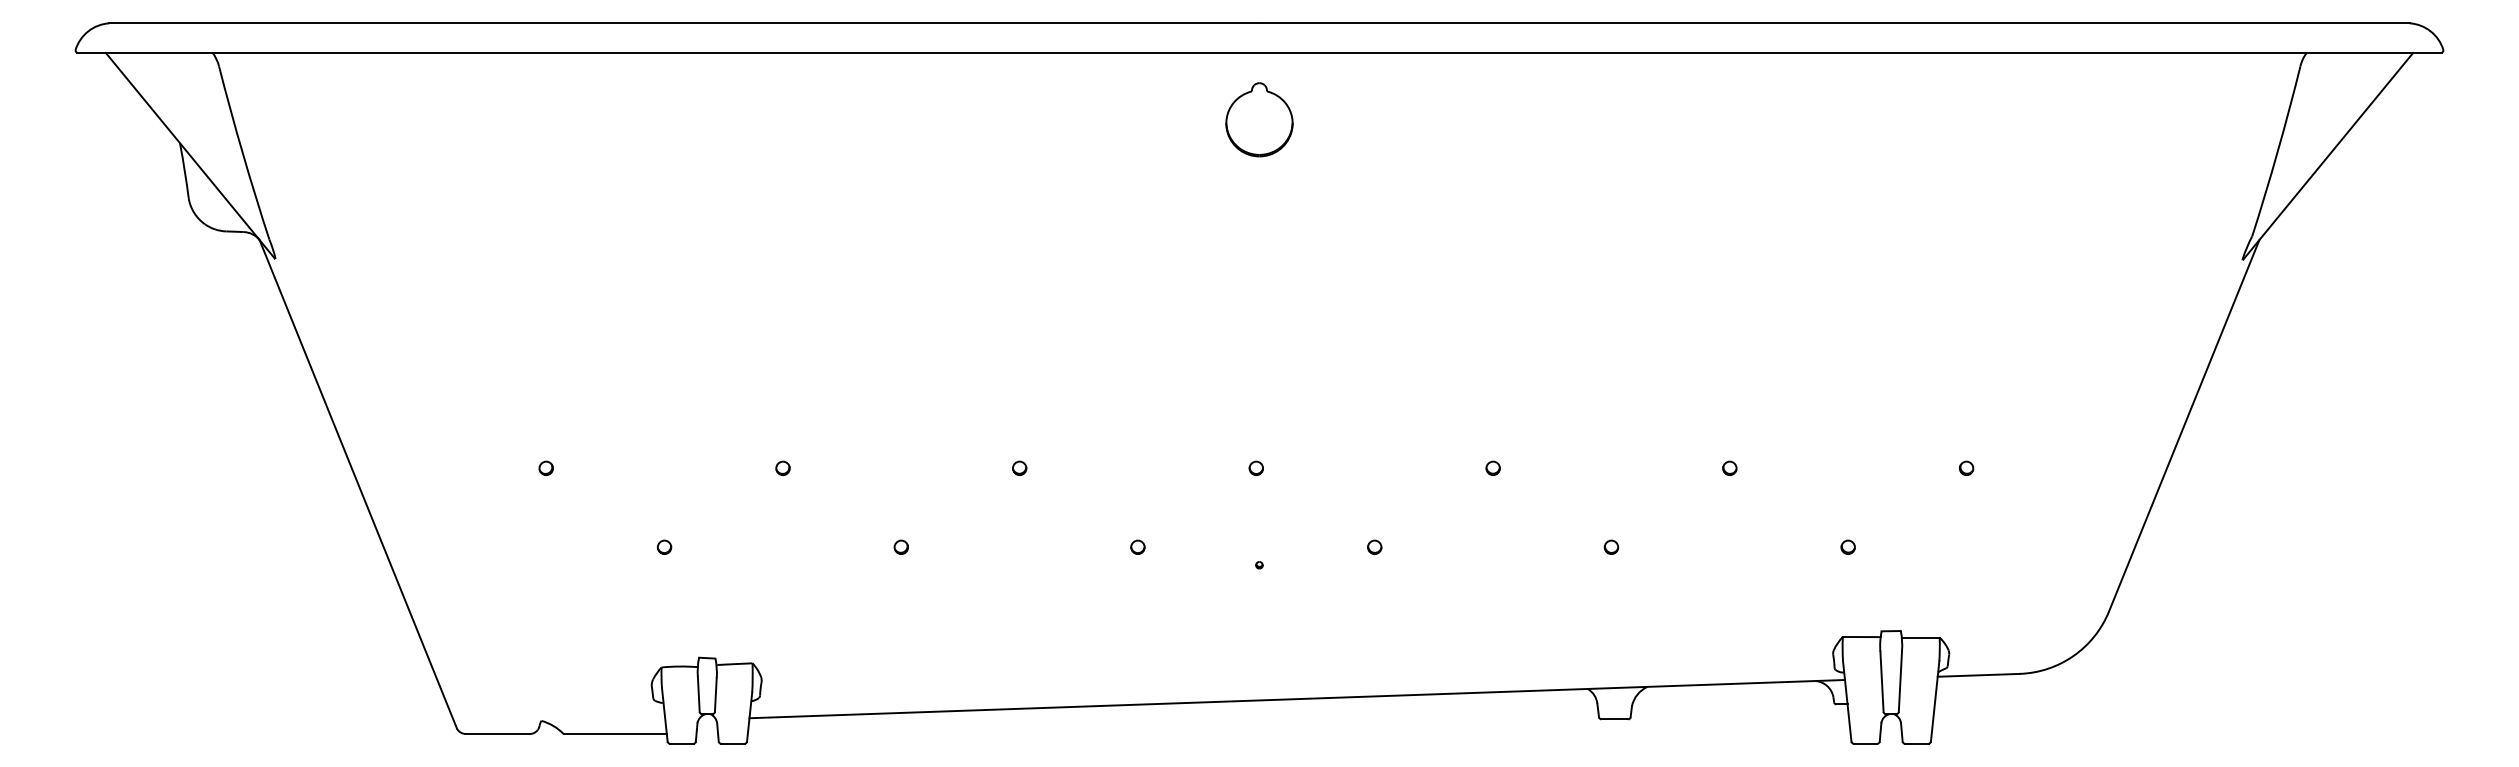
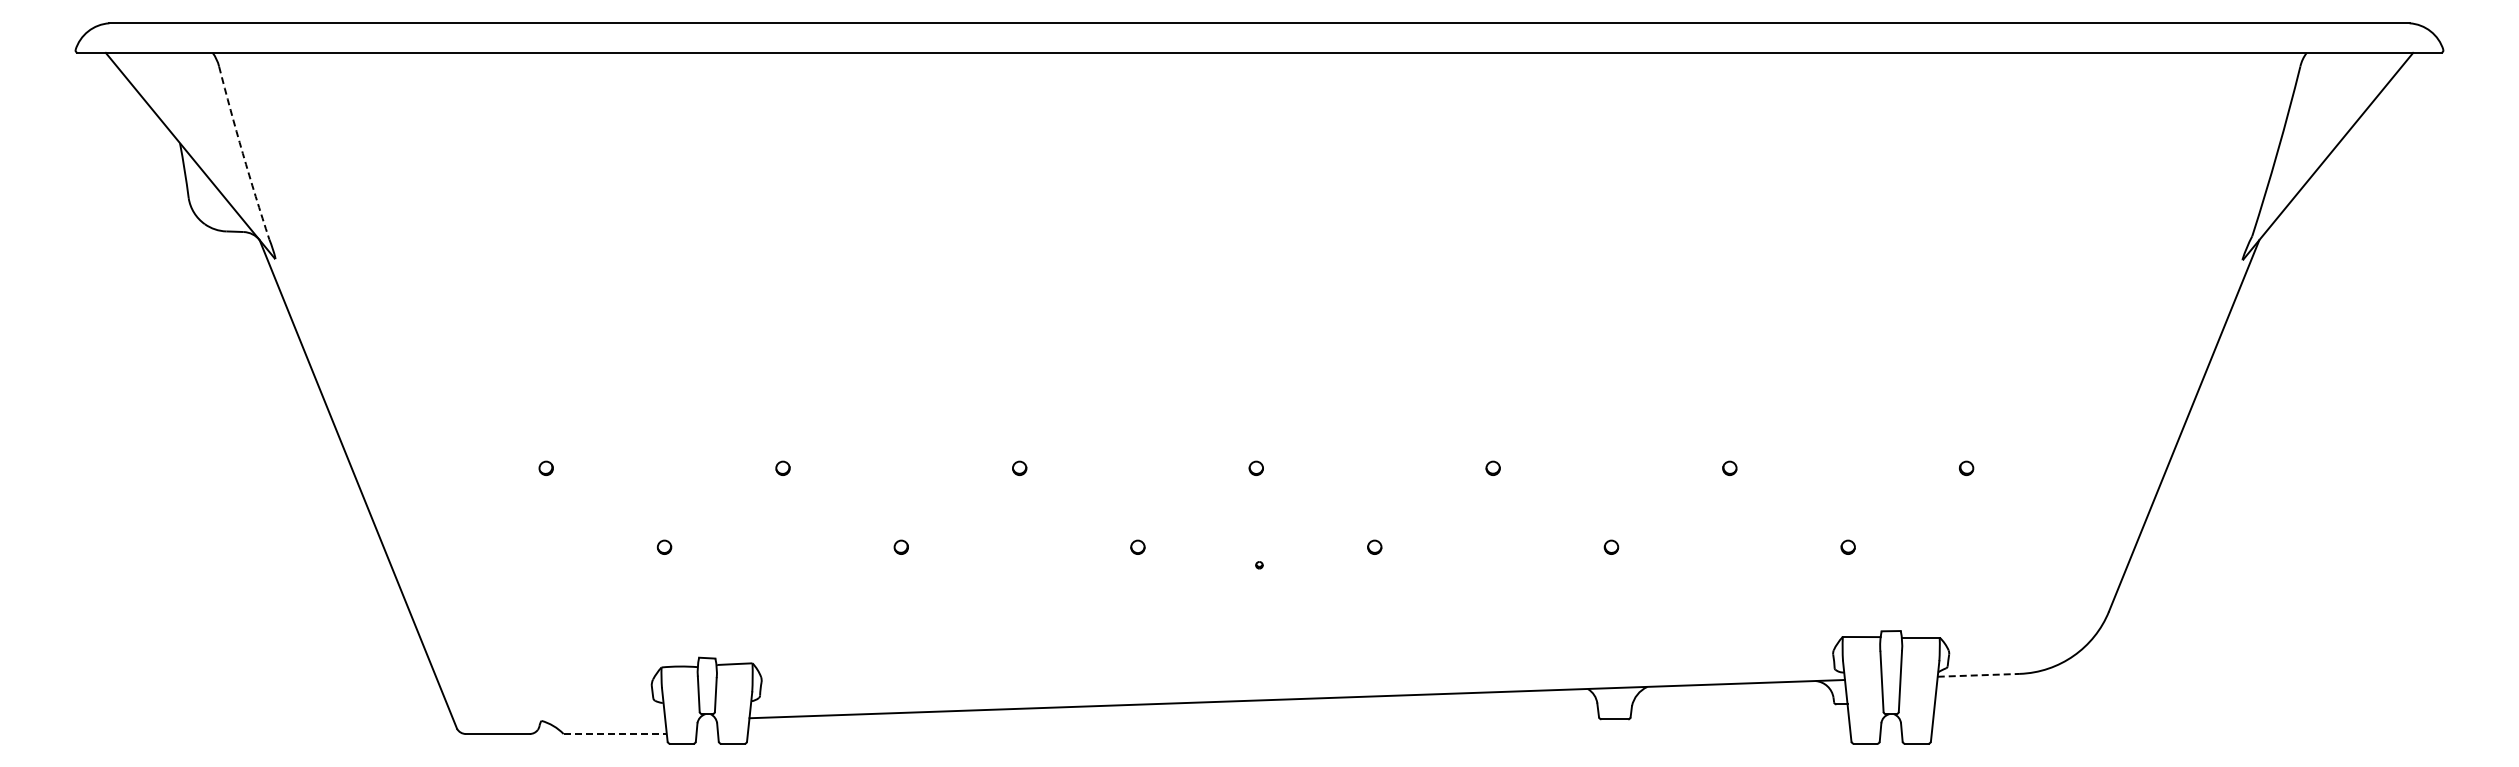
part: present -> none (1259, 119)
arc: solid -> dashed (242, 153)
line: solid -> dashed (1979, 675)
line: solid -> dashed (615, 734)
